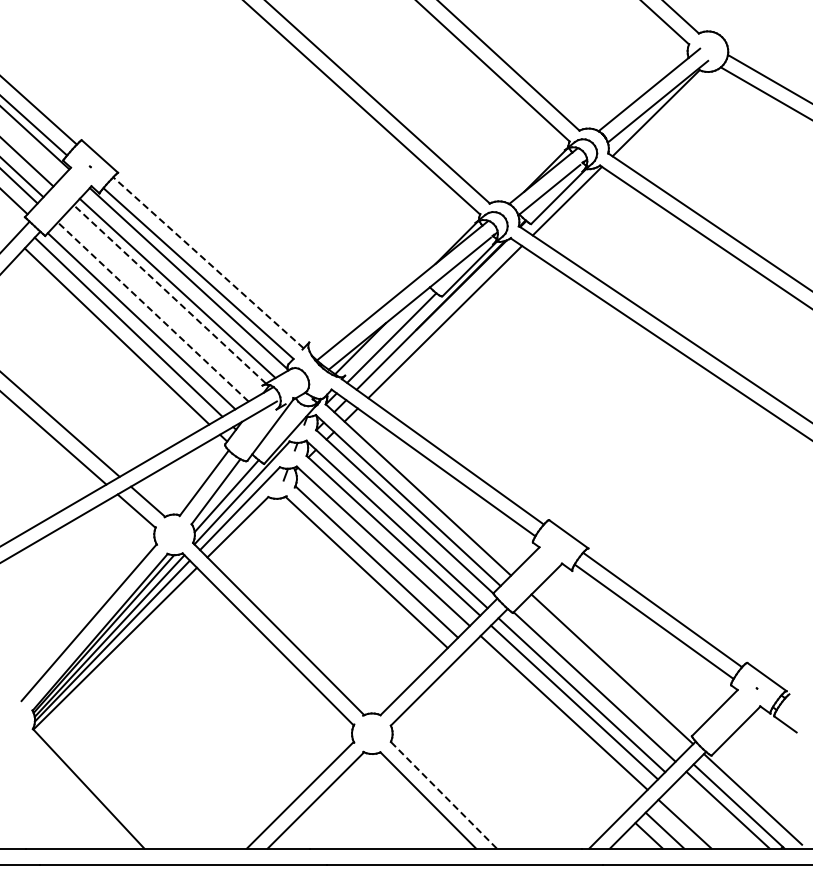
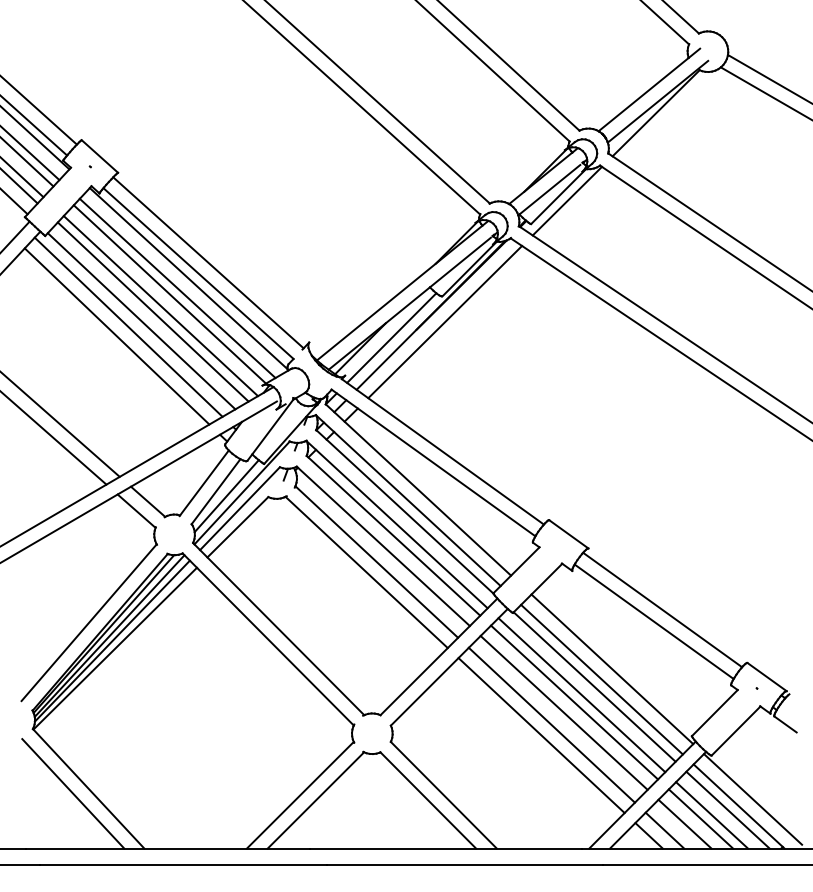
line: none -> present (30, 153)
line: dashed -> solid (208, 262)
line: dashed -> solid (169, 294)
line: none -> present (160, 306)
line: dashed -> solid (153, 312)
line: none -> present (601, 679)
line: none -> present (551, 724)
line: none -> present (541, 735)
line: none -> present (73, 793)
line: dashed -> solid (443, 794)
line: none -> present (711, 815)
line: none -> present (700, 818)
